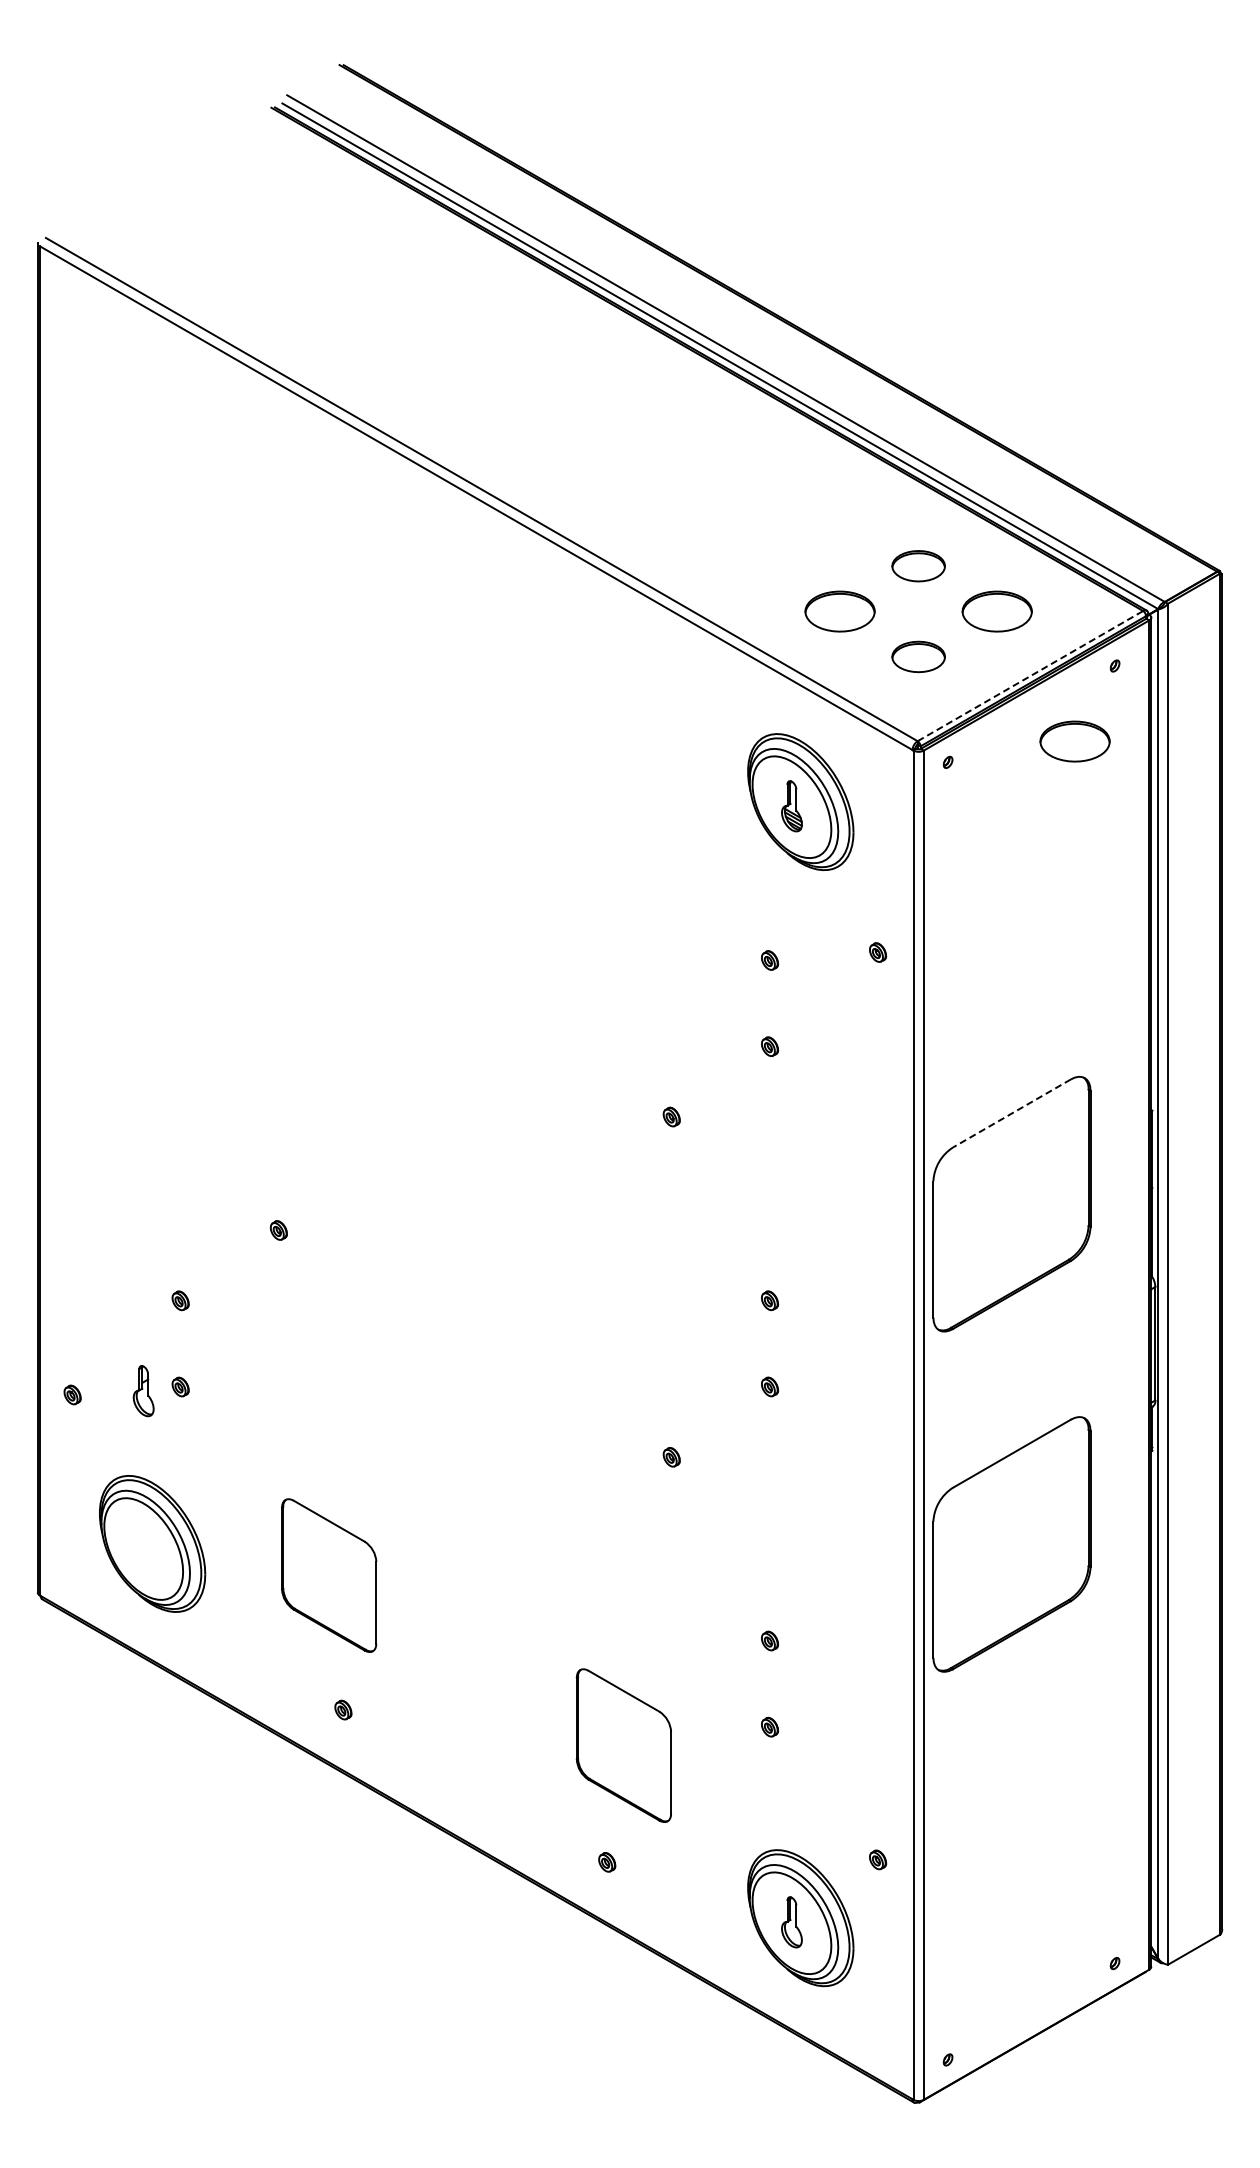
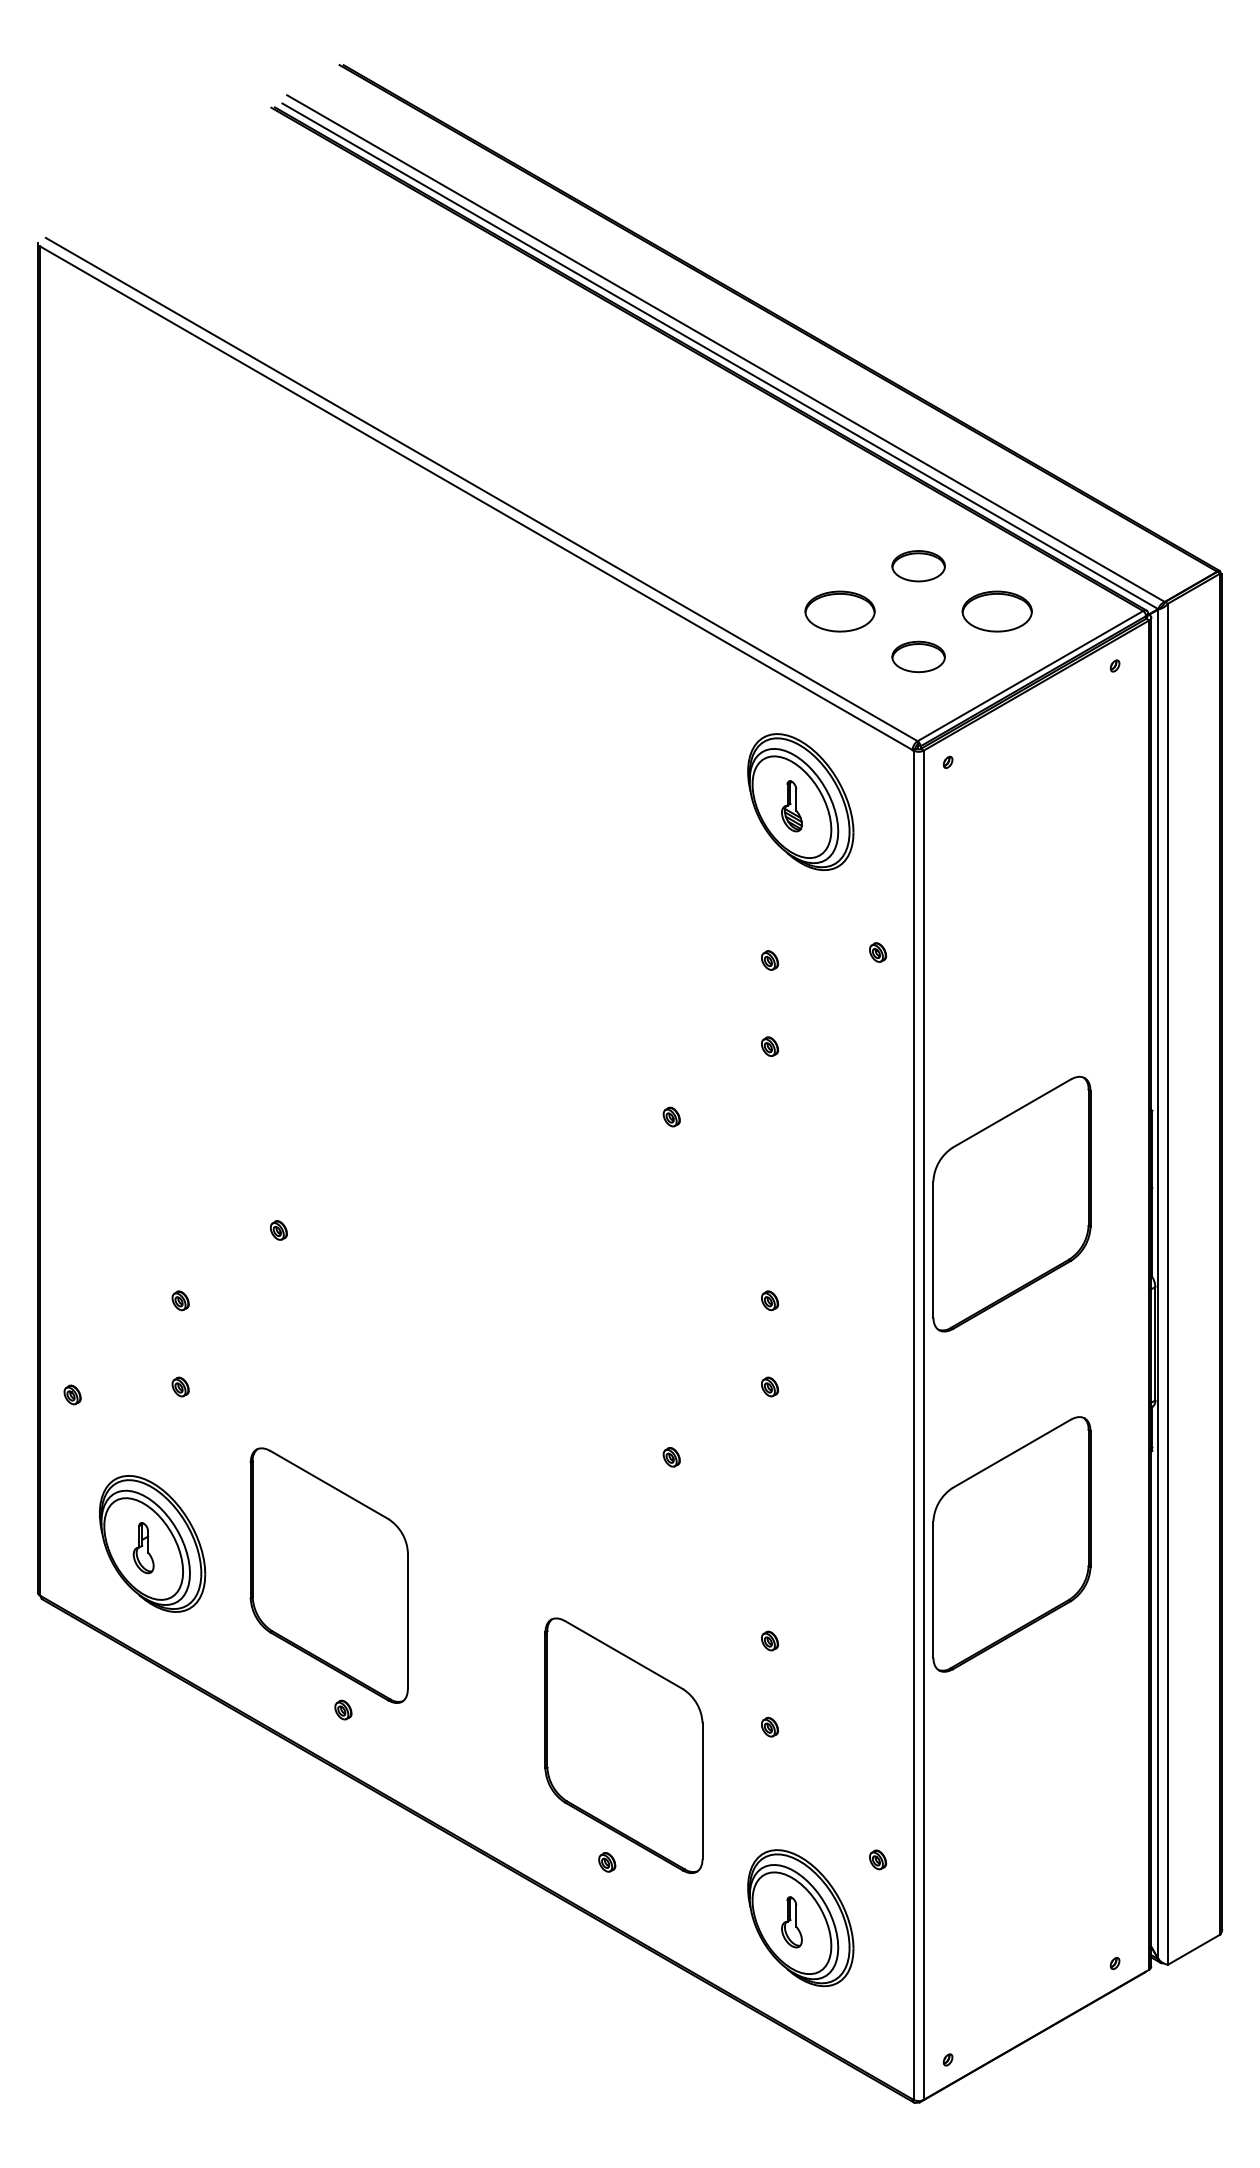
line: dashed -> solid (1030, 675)
part: present -> none (1074, 741)
line: dashed -> solid (1011, 1113)
part position: (143, 1391) -> (143, 1548) (143, 1548)
part size: 97x155 px -> 160x257 px (328, 1575)
part size: 97x155 px -> 160x257 px (623, 1745)
